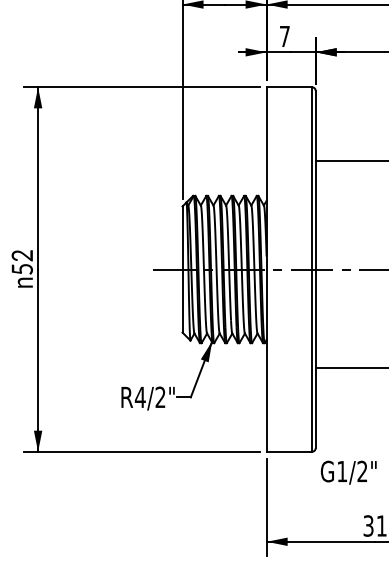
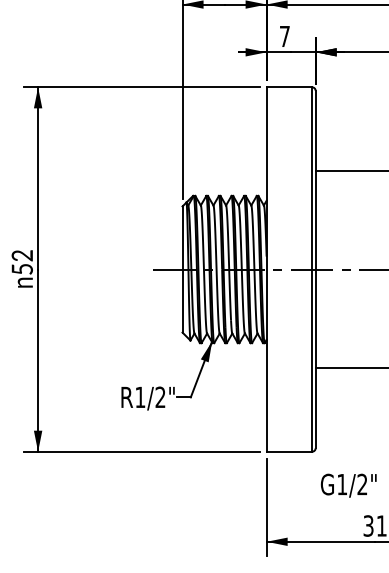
line position: (350, 161) -> (350, 171) (350, 171)
text: R4/2" -> R1/2" (139, 396)
text position: (348, 472) -> (348, 485) (348, 485)
